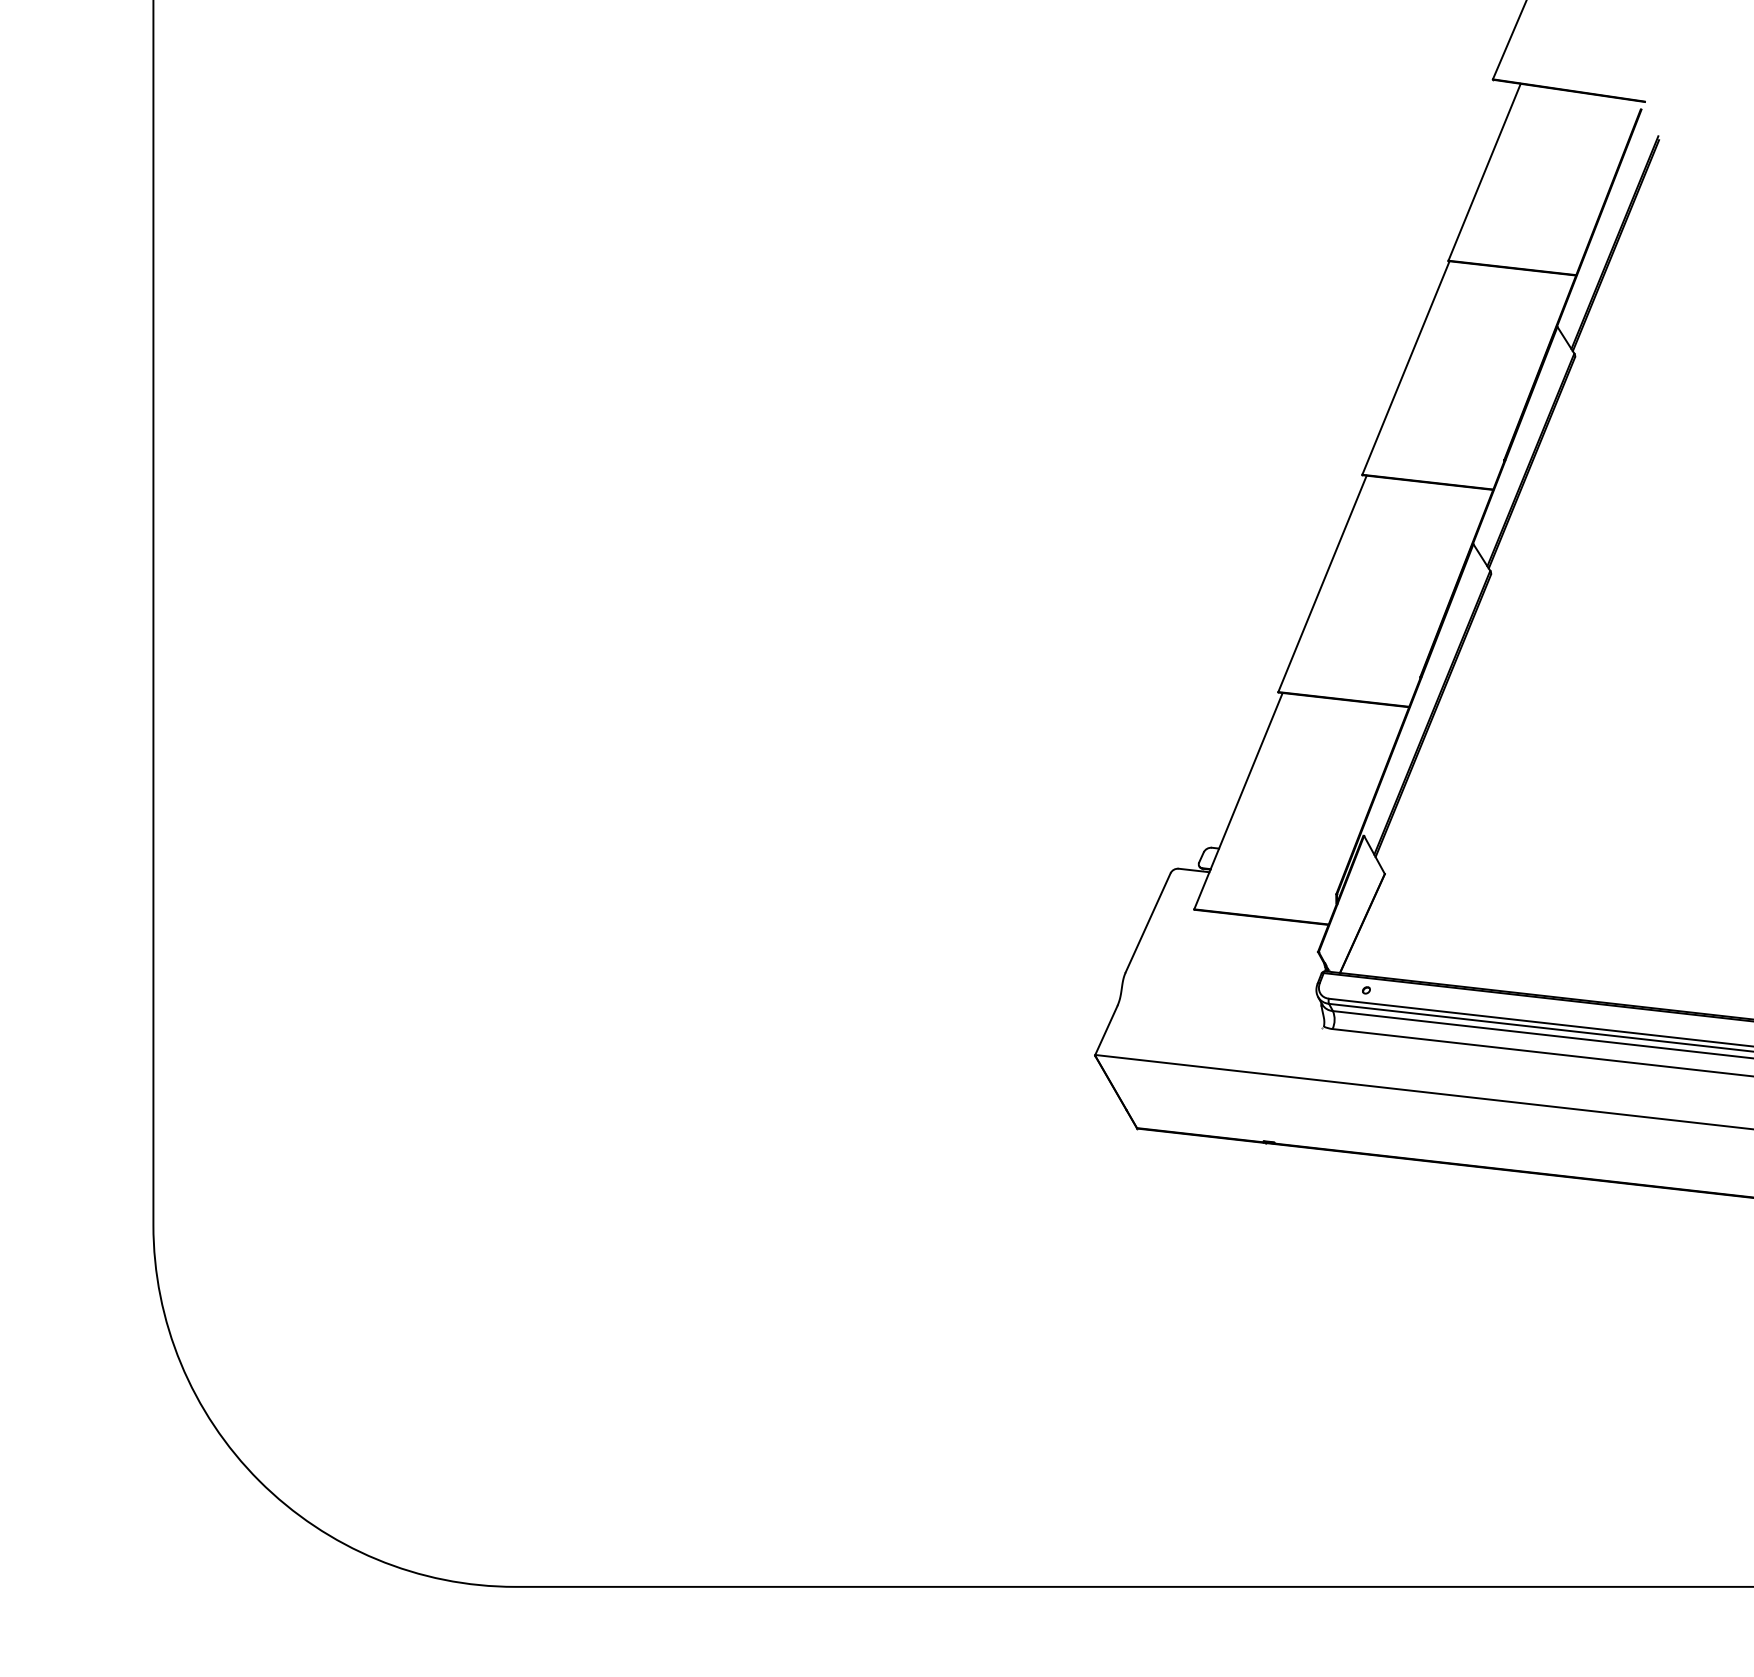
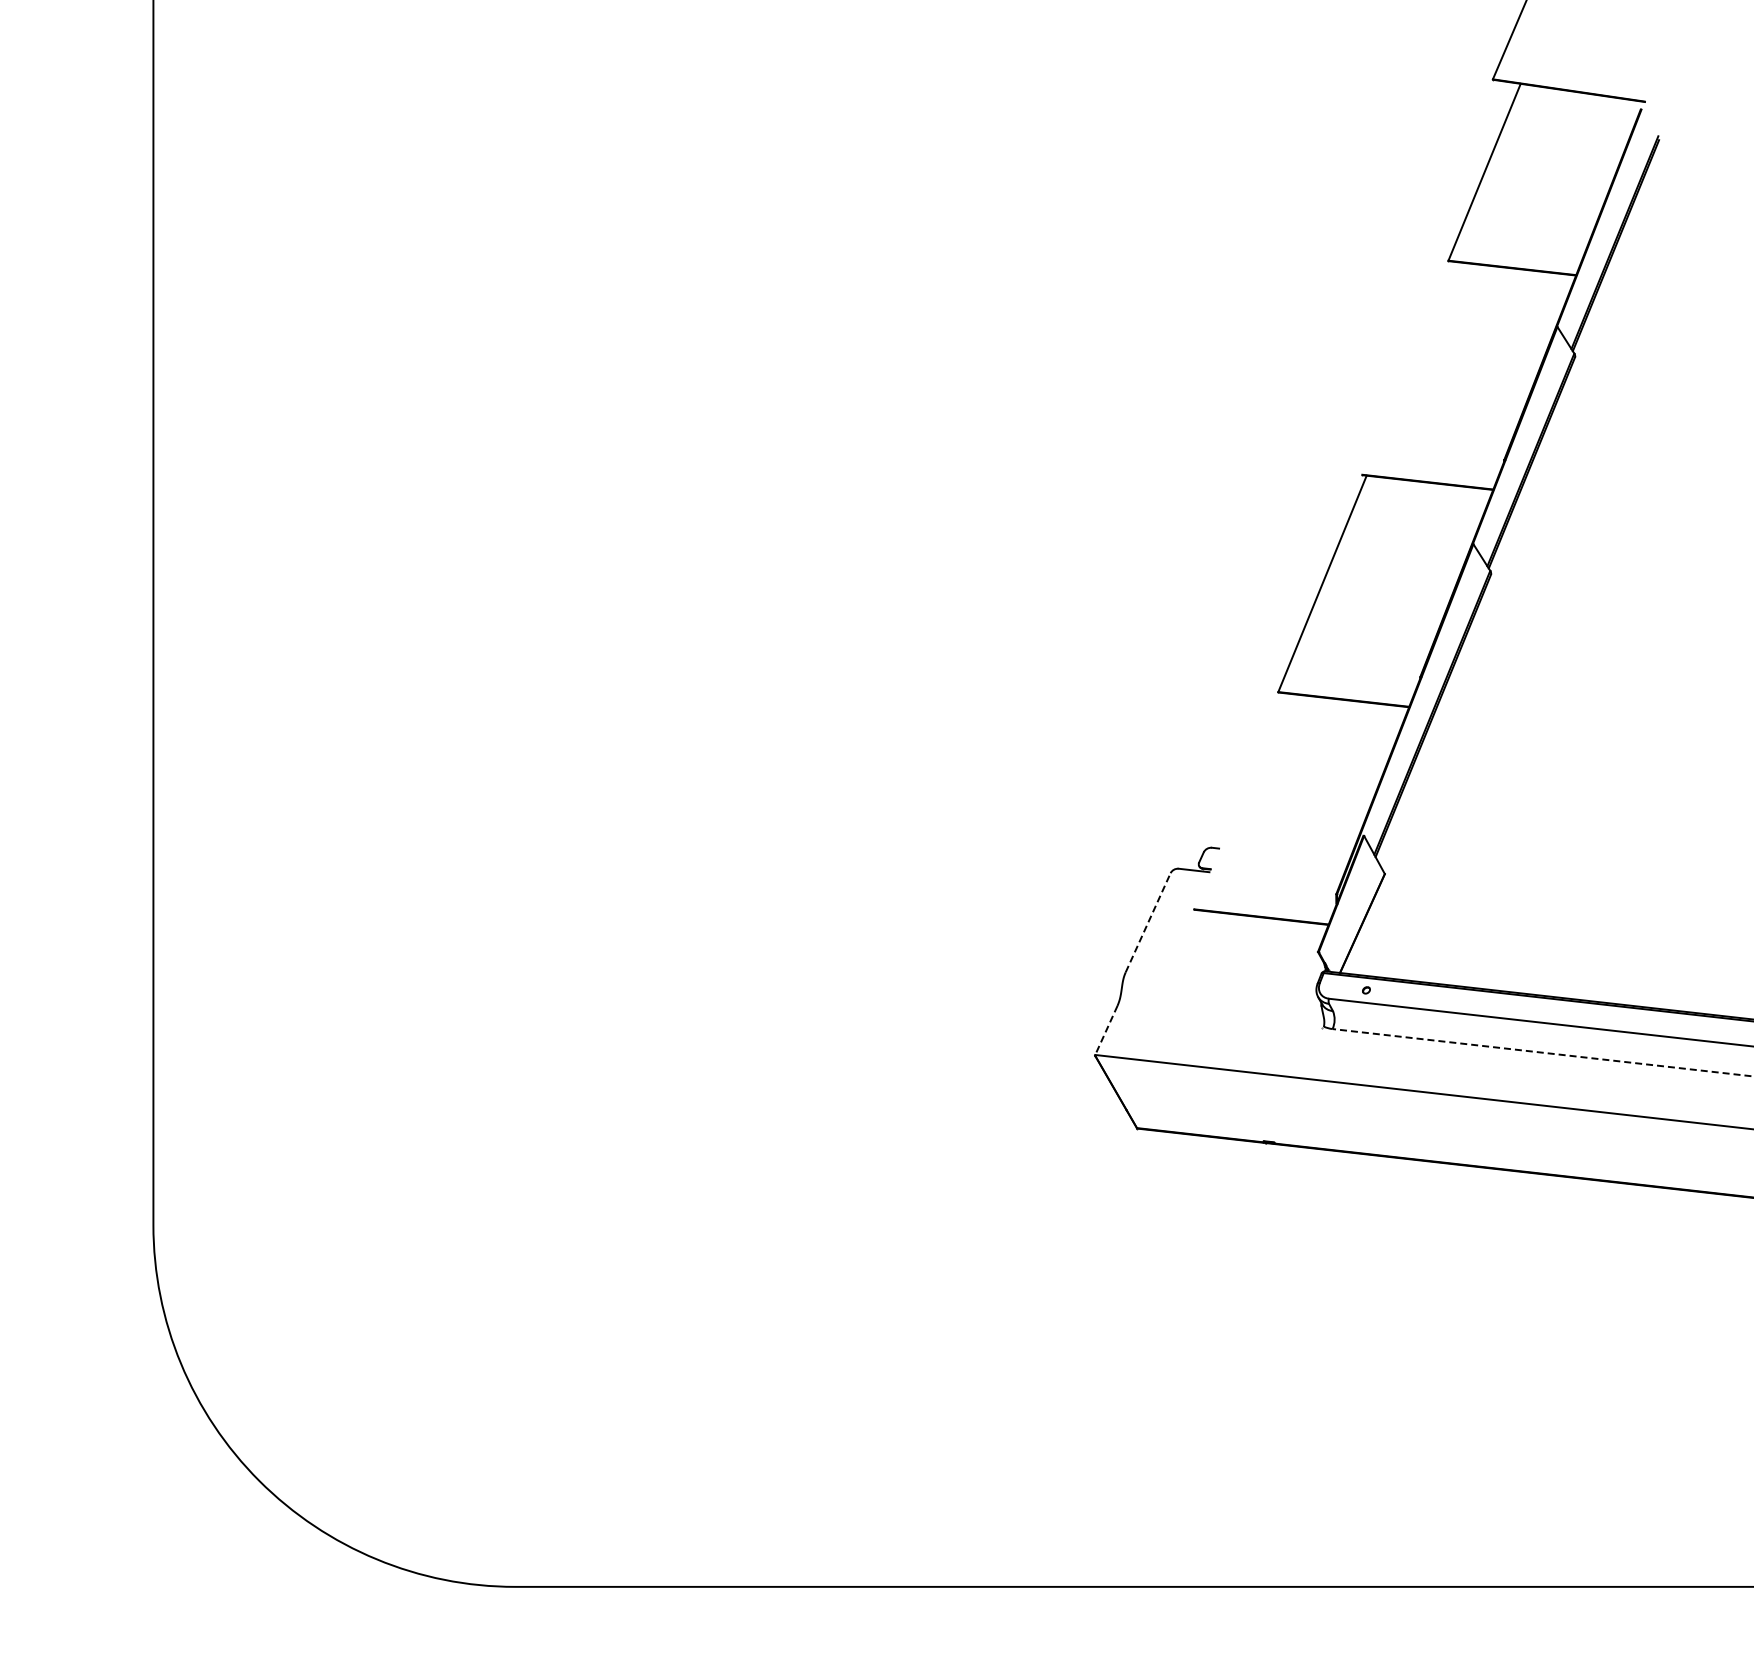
line: present -> none (1405, 367)
line: present -> none (1238, 801)
line: solid -> dashed (1148, 922)
line: present -> none (1539, 1027)
line: solid -> dashed (1106, 1030)
line: present -> none (1541, 1034)
line: solid -> dashed (1543, 1052)
